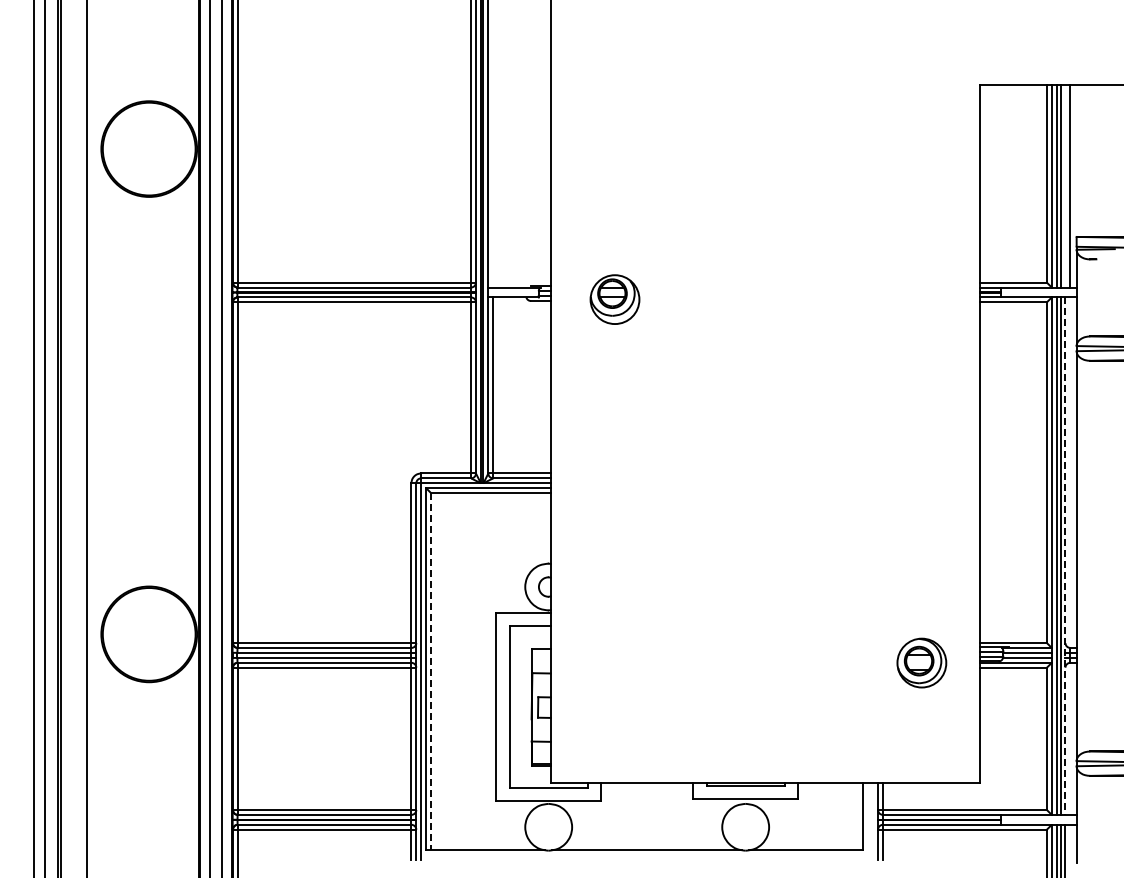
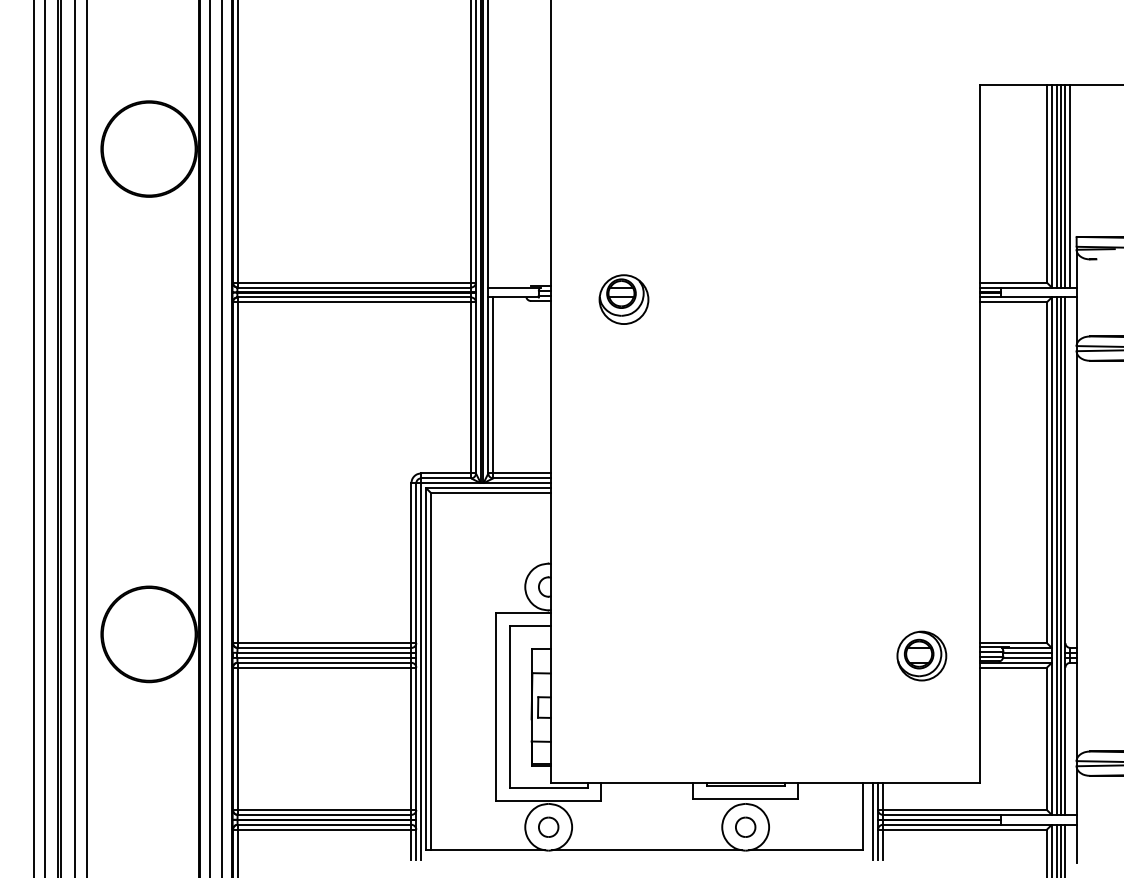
line: none -> present (1065, 185)
part position: (614, 299) -> (623, 299) (623, 299)
line: none -> present (74, 438)
line: dashed -> solid (1065, 556)
part position: (921, 662) -> (921, 655) (921, 655)
line: dashed -> solid (430, 671)
line: none -> present (873, 821)
part: none -> present (548, 826)
part: none -> present (745, 826)
